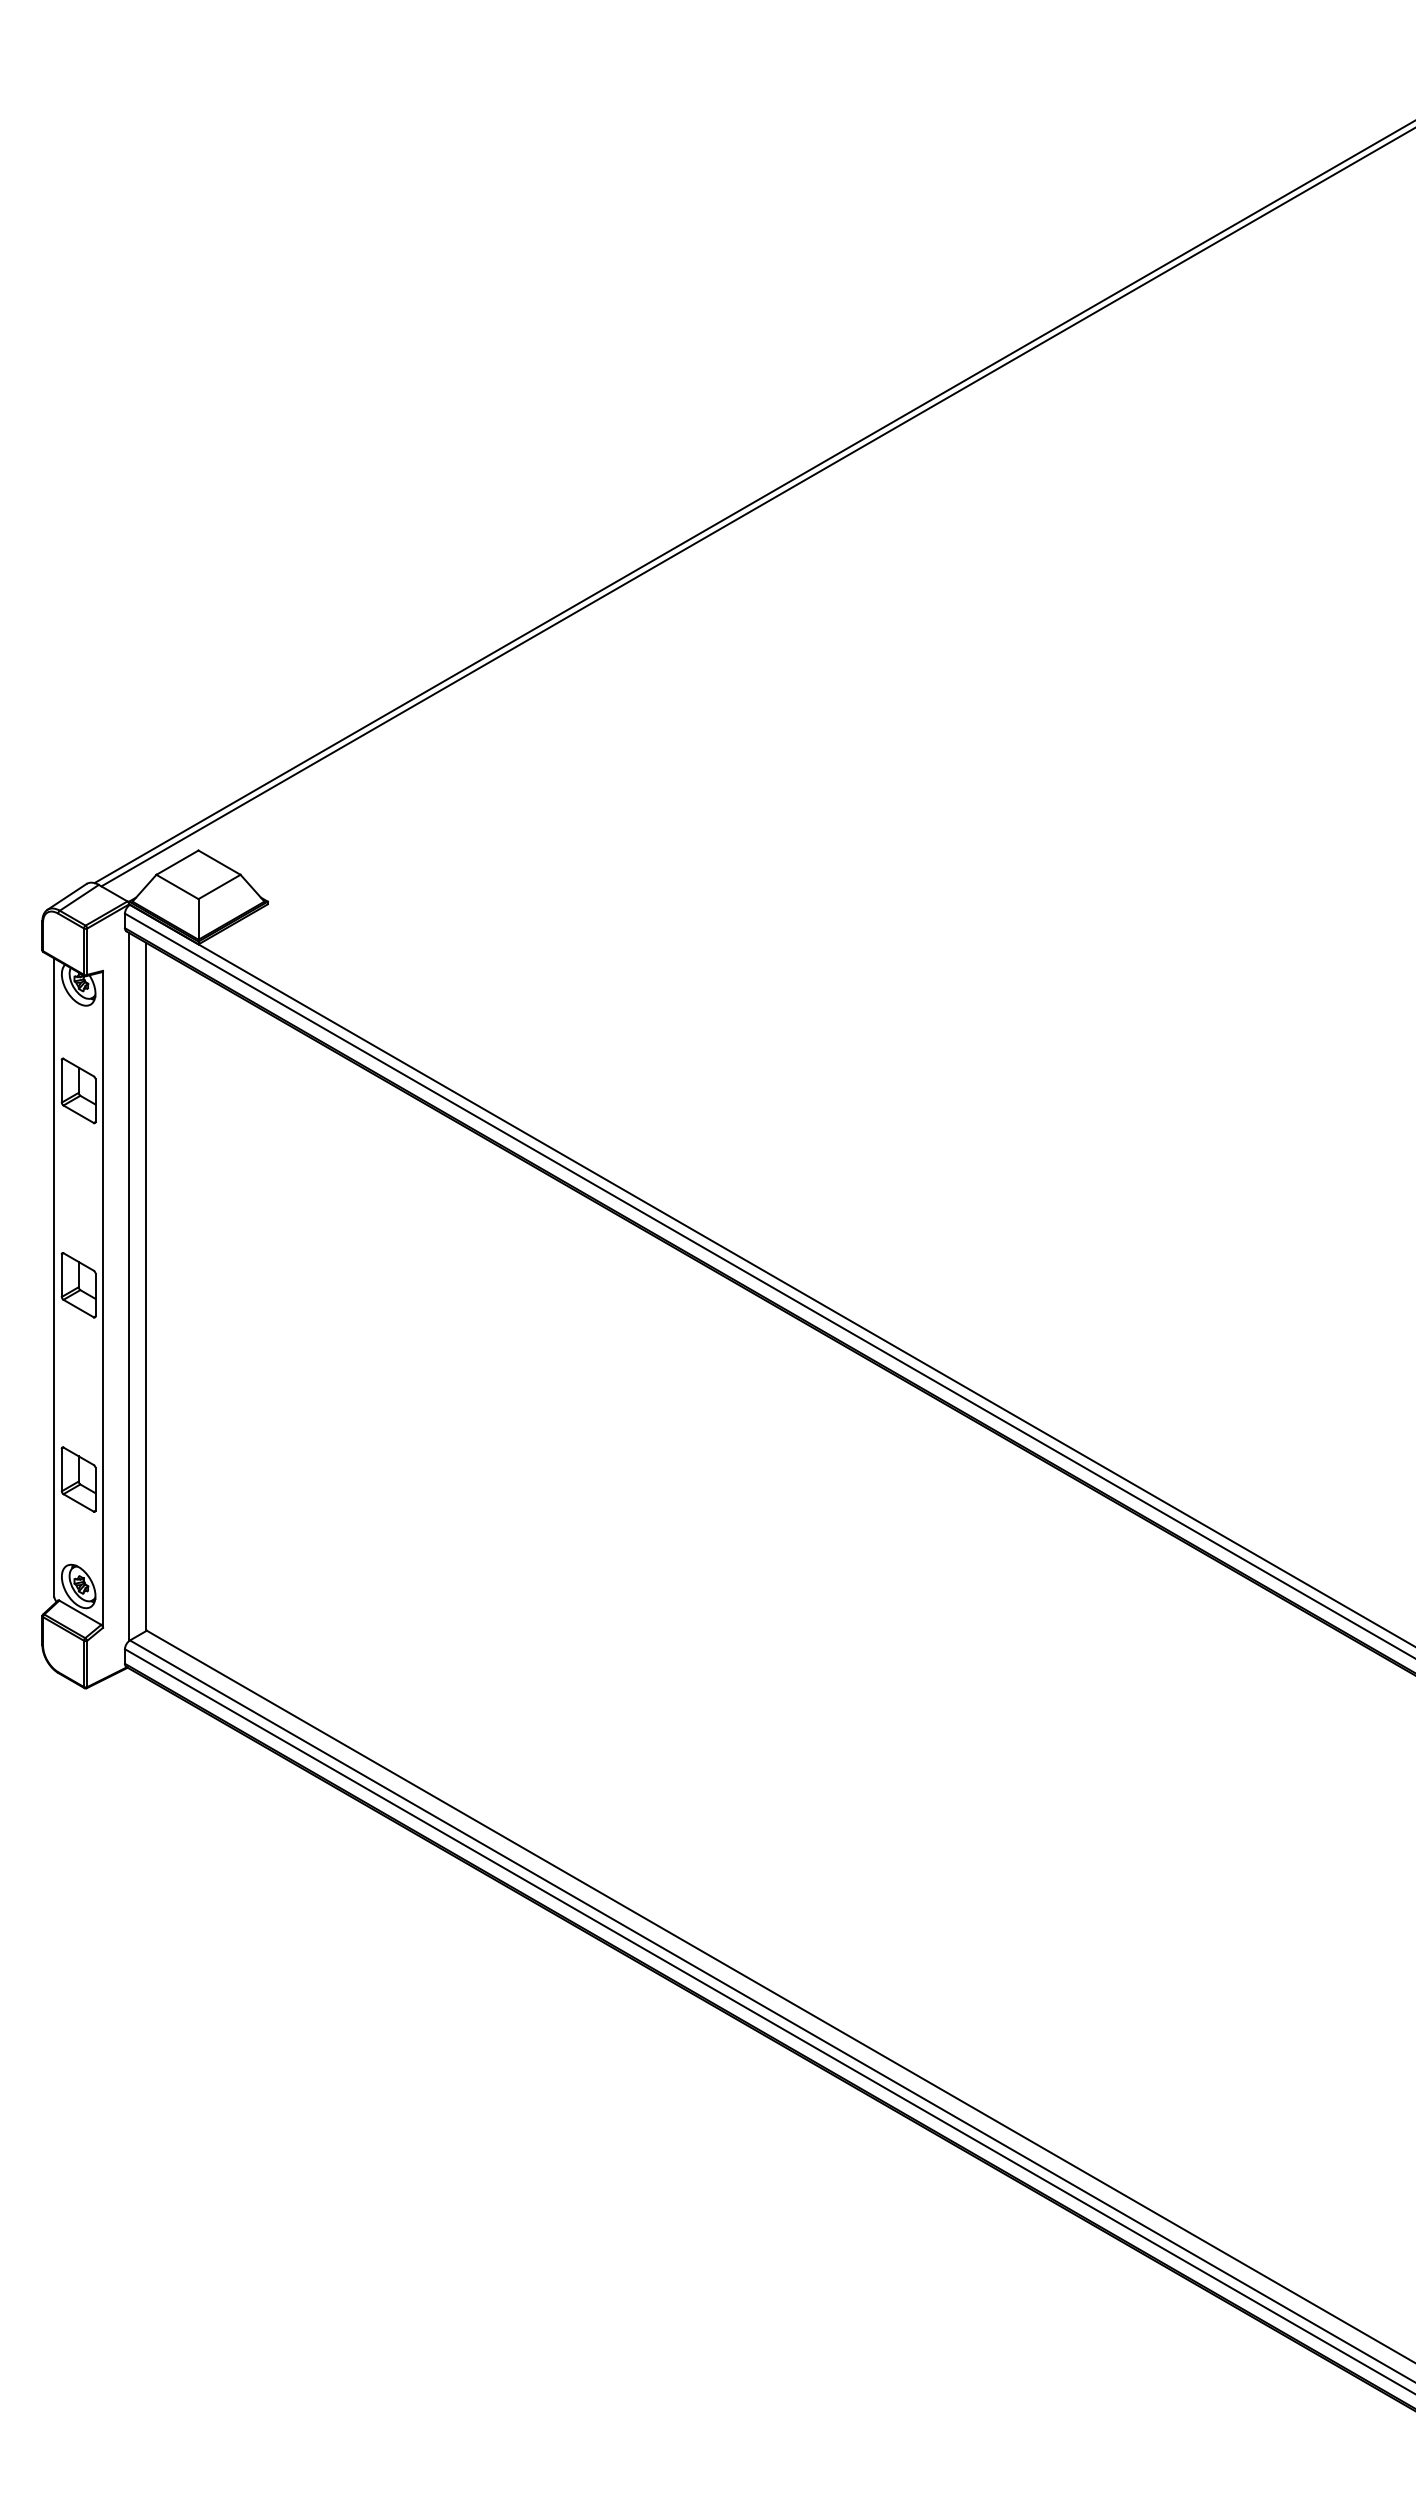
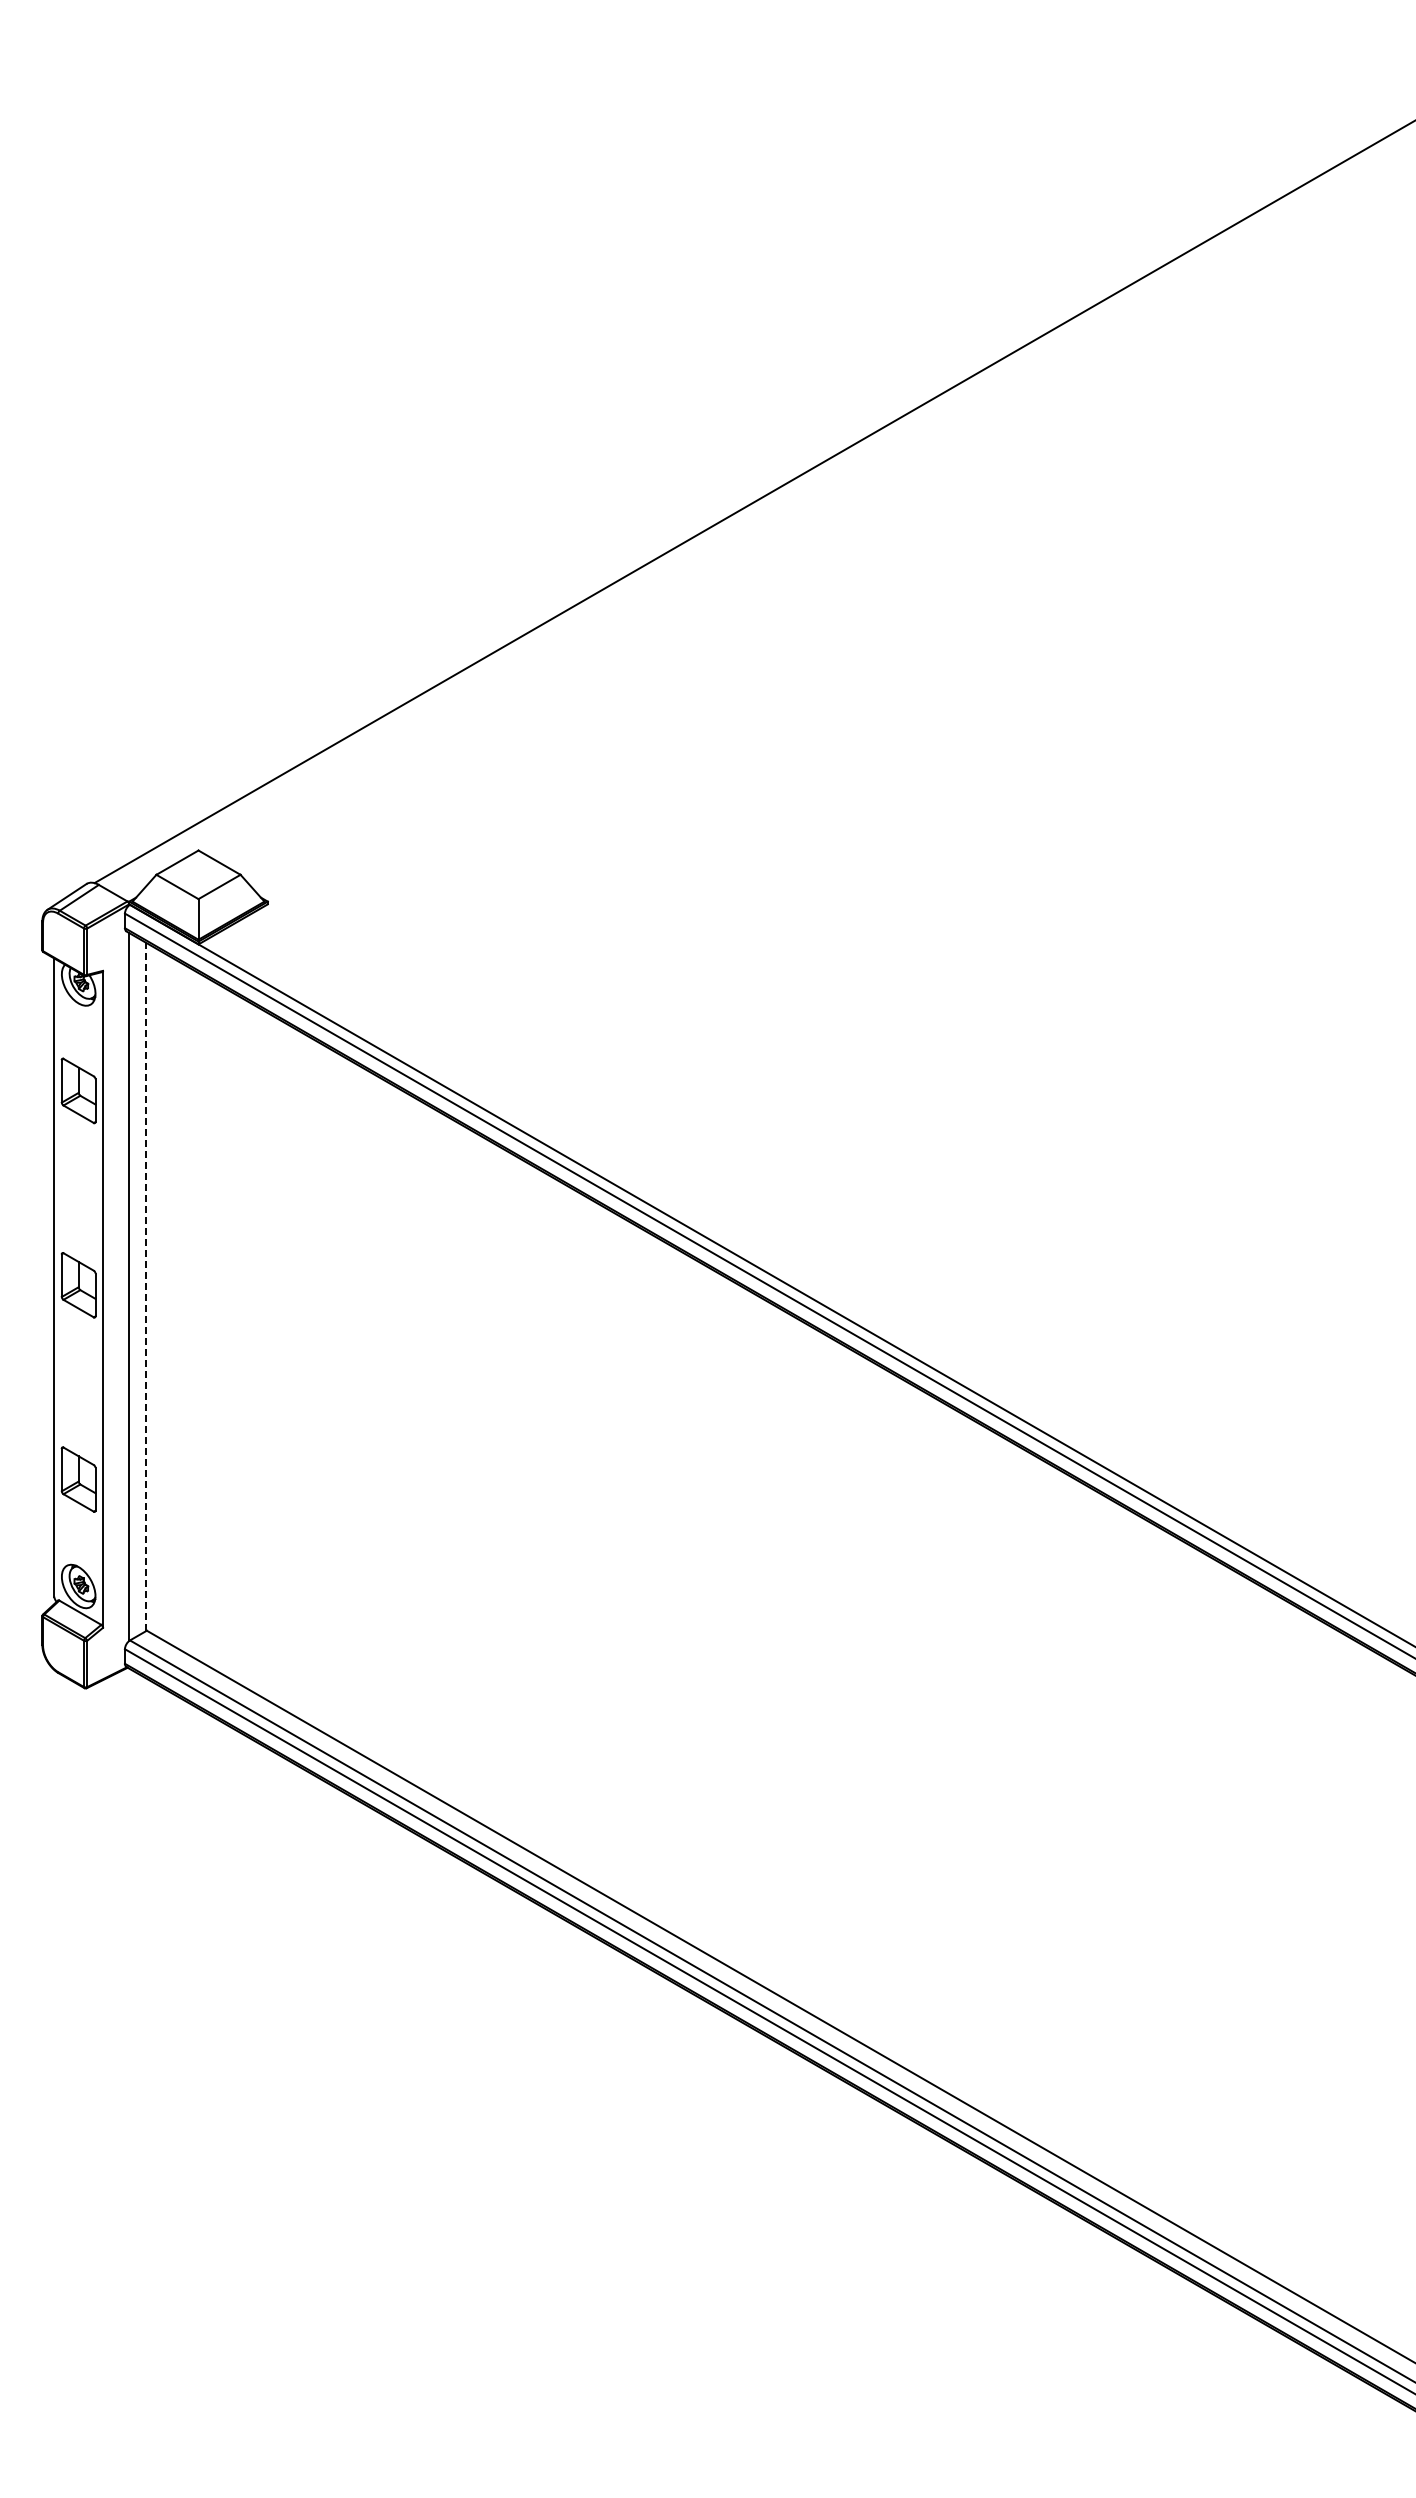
line: present -> none (756, 507)
line: solid -> dashed (146, 1286)
